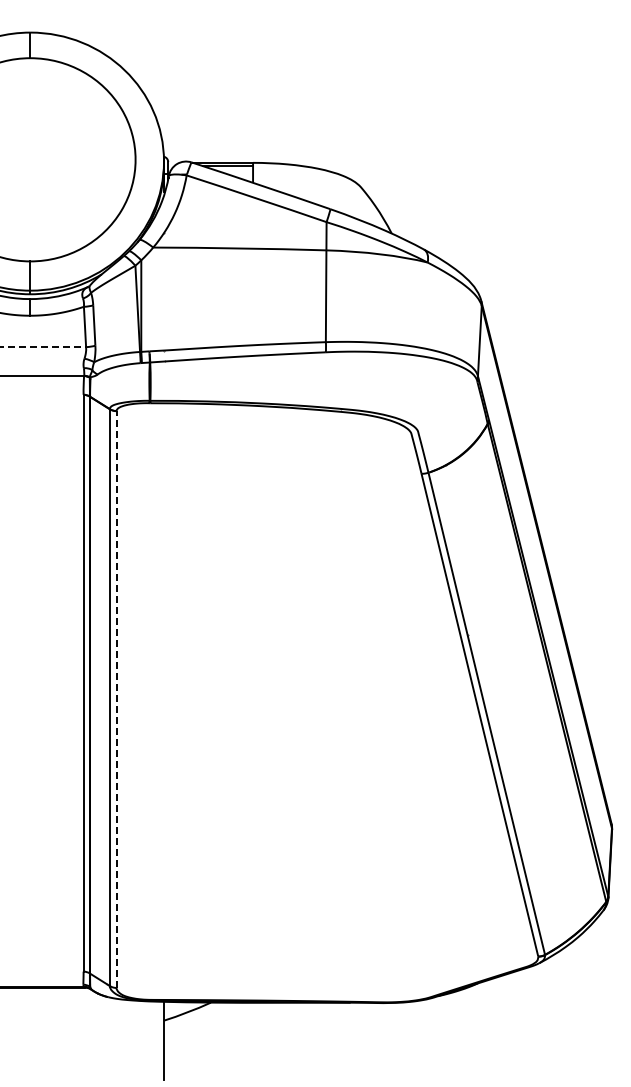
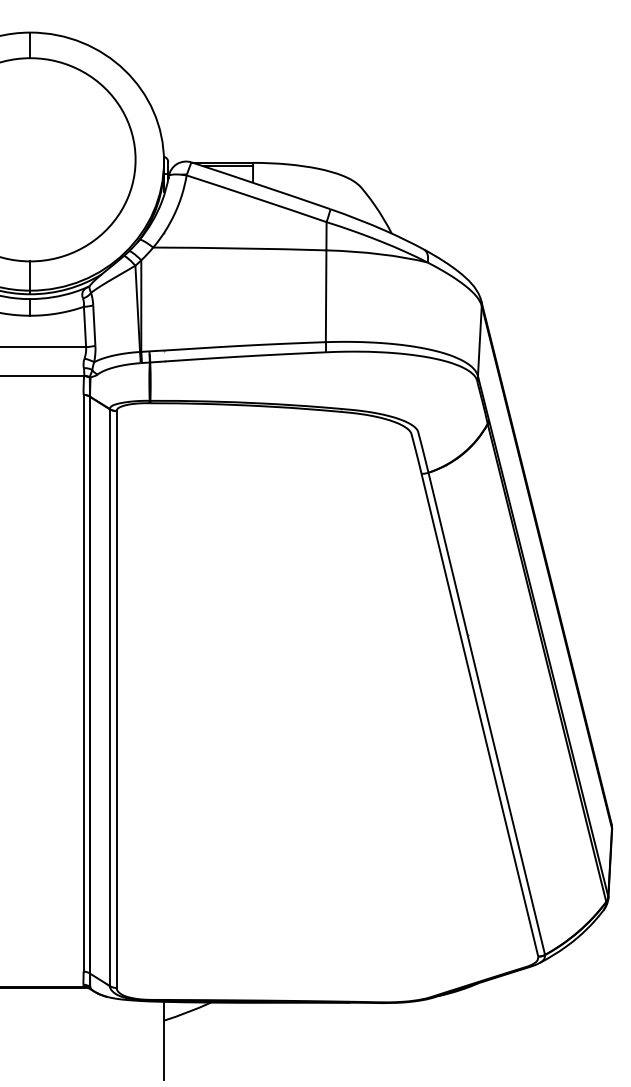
line: dashed -> solid (43, 347)
line: dashed -> solid (116, 699)
